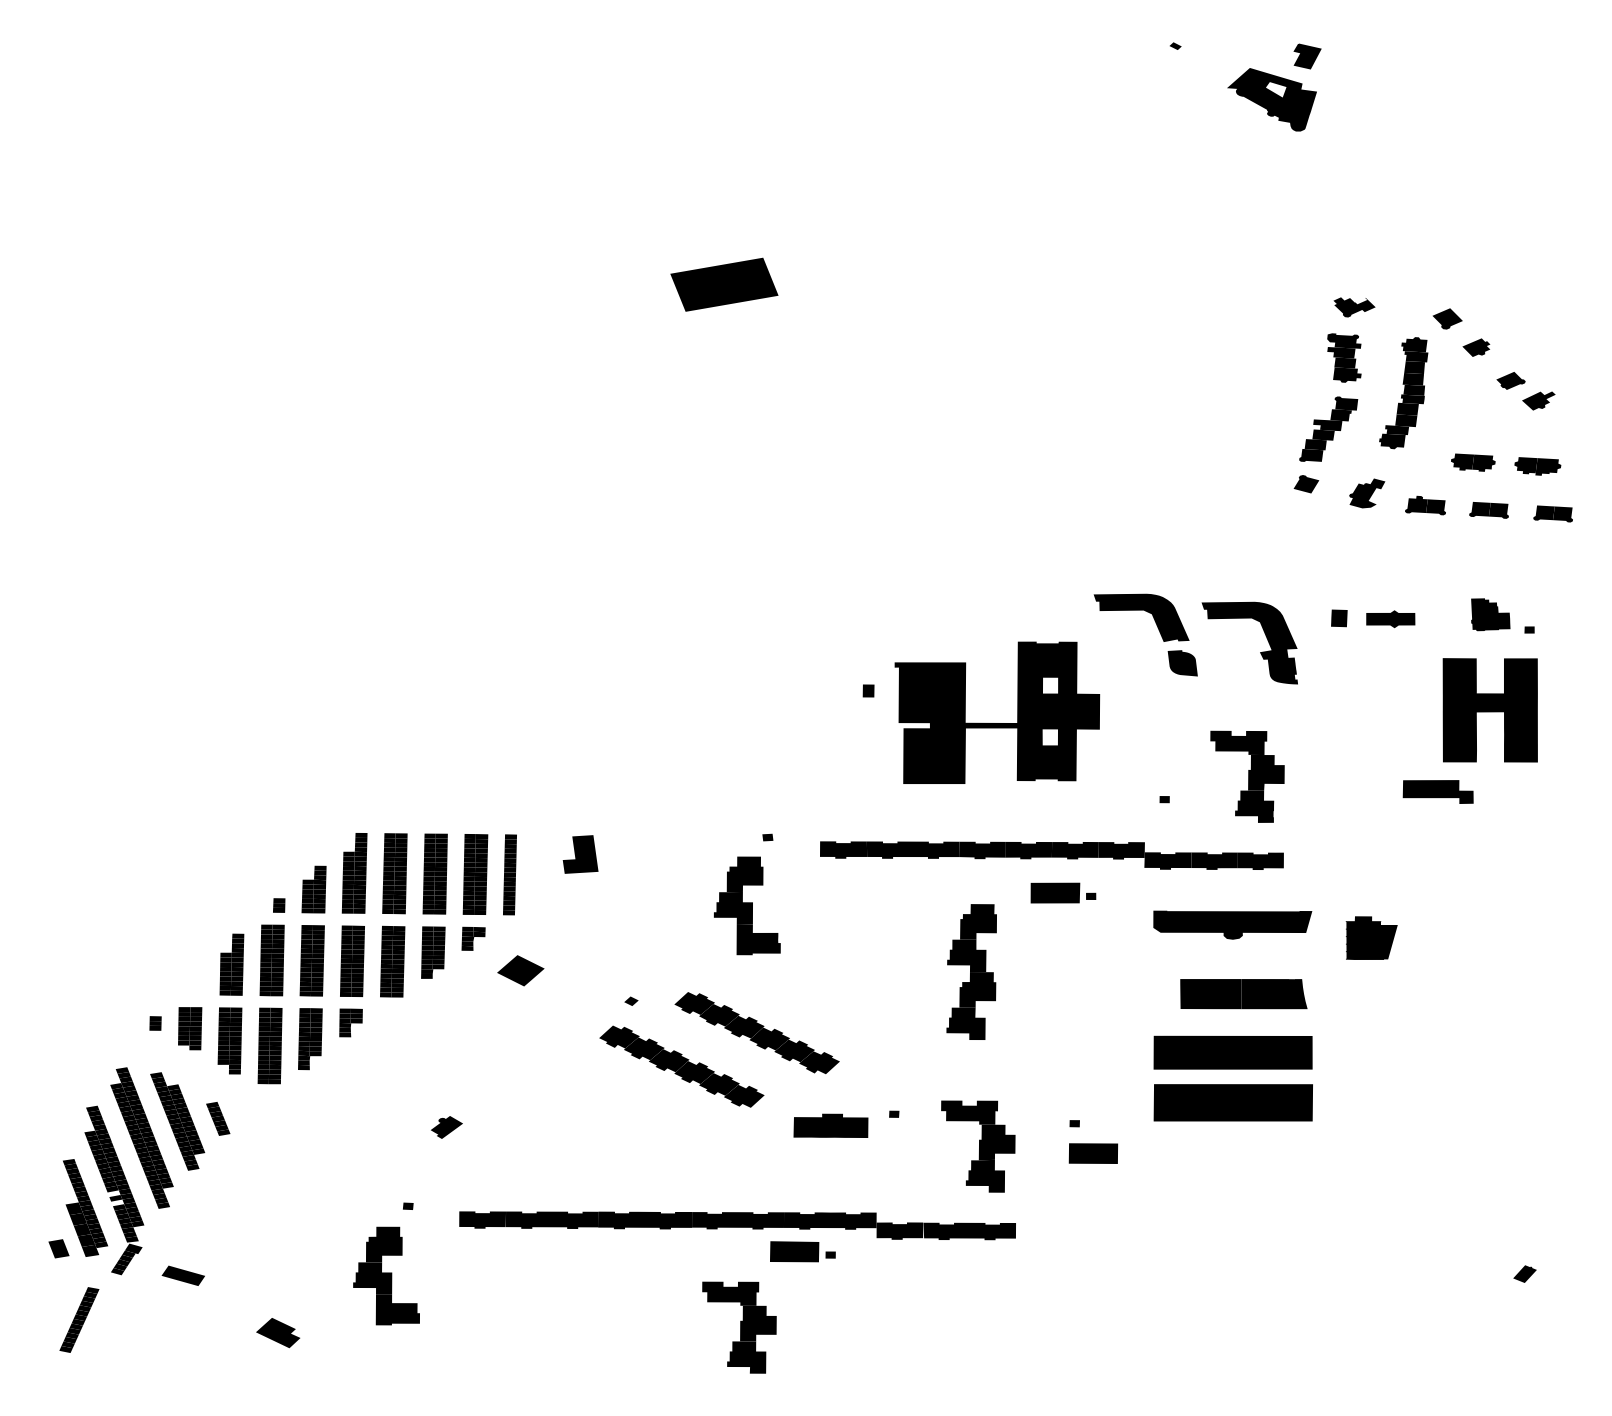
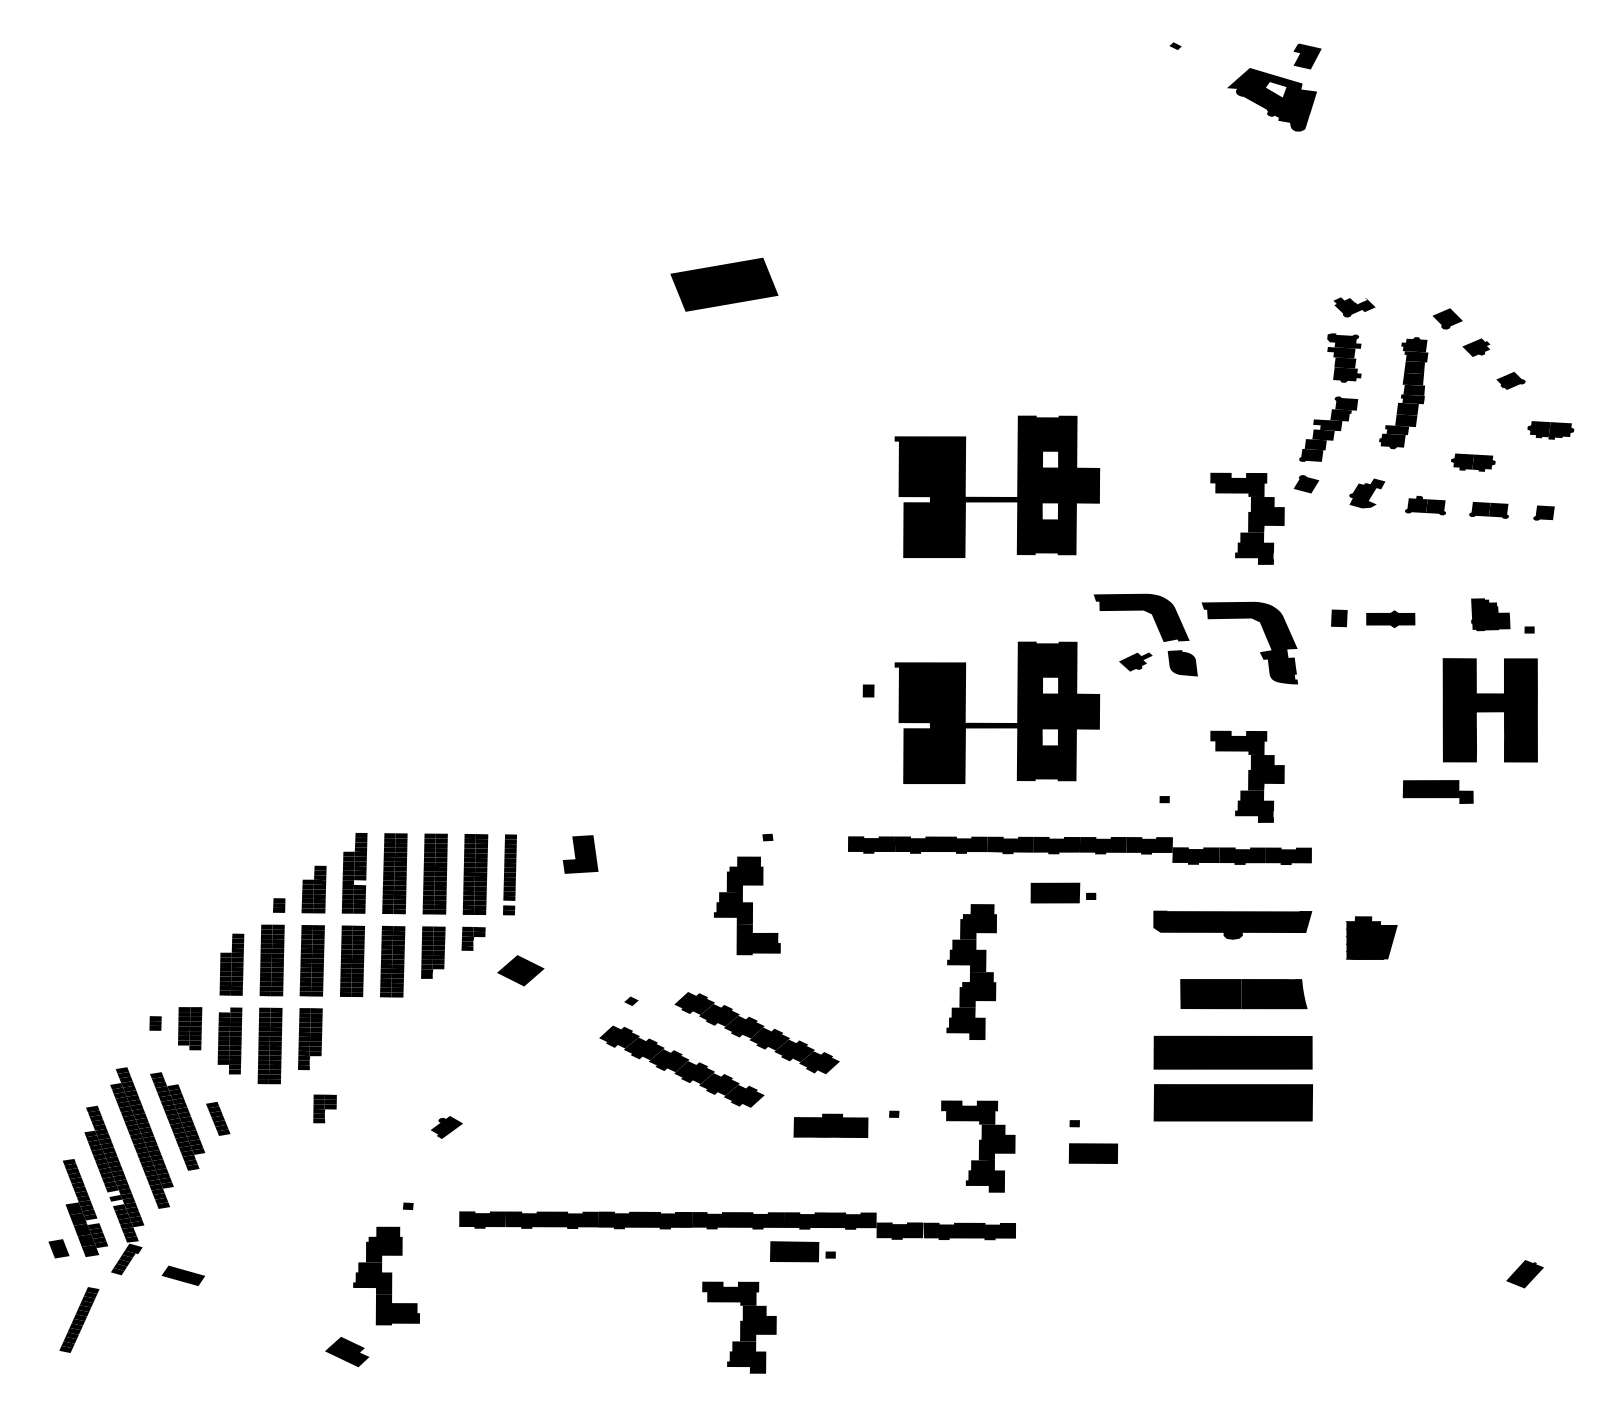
part position: (1538, 400) -> (1135, 661) (1135, 661)
part position: (1537, 466) -> (1550, 430) (1550, 430)
part: none -> present (997, 497)
fill: present -> none (1562, 514)
part: none -> present (1247, 518)
part position: (1051, 855) -> (1079, 850) (1079, 850)
fill: present -> none (359, 882)
fill: present -> none (509, 902)
fill: present -> none (224, 1009)
part position: (350, 1022) -> (324, 1108) (324, 1108)
fill: present -> none (92, 1221)
part size: 24x18 px -> 38x29 px (1524, 1274)
part position: (278, 1333) -> (347, 1352) (347, 1352)
